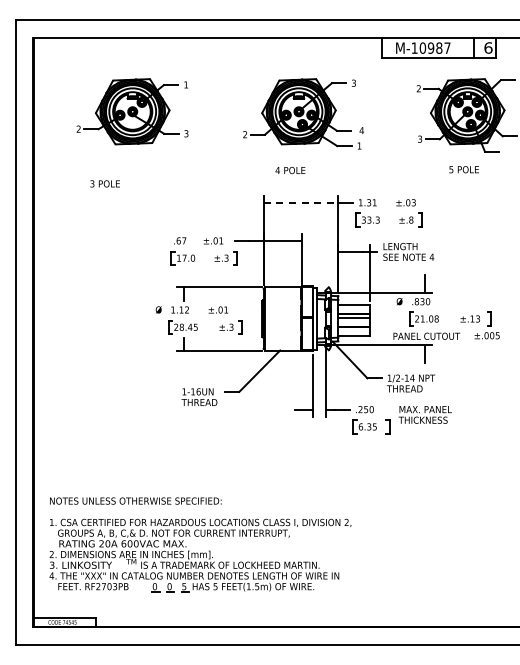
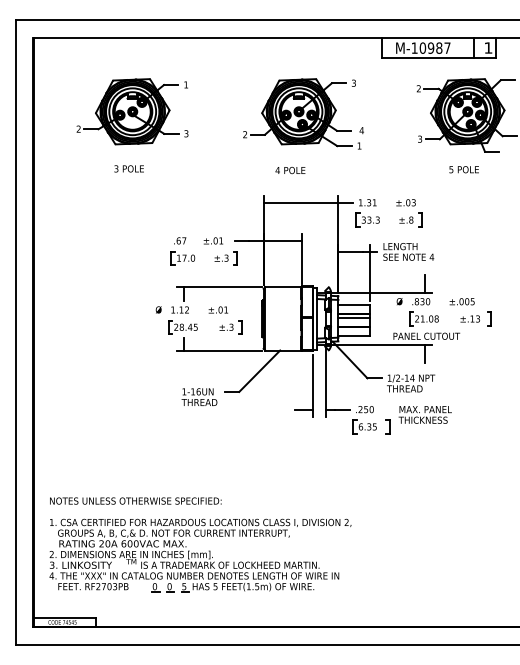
text: 6 -> 1 (488, 47)
text position: (104, 183) -> (128, 168) (128, 168)
line: dashed -> solid (301, 202)
text position: (486, 335) -> (461, 301) (461, 301)
